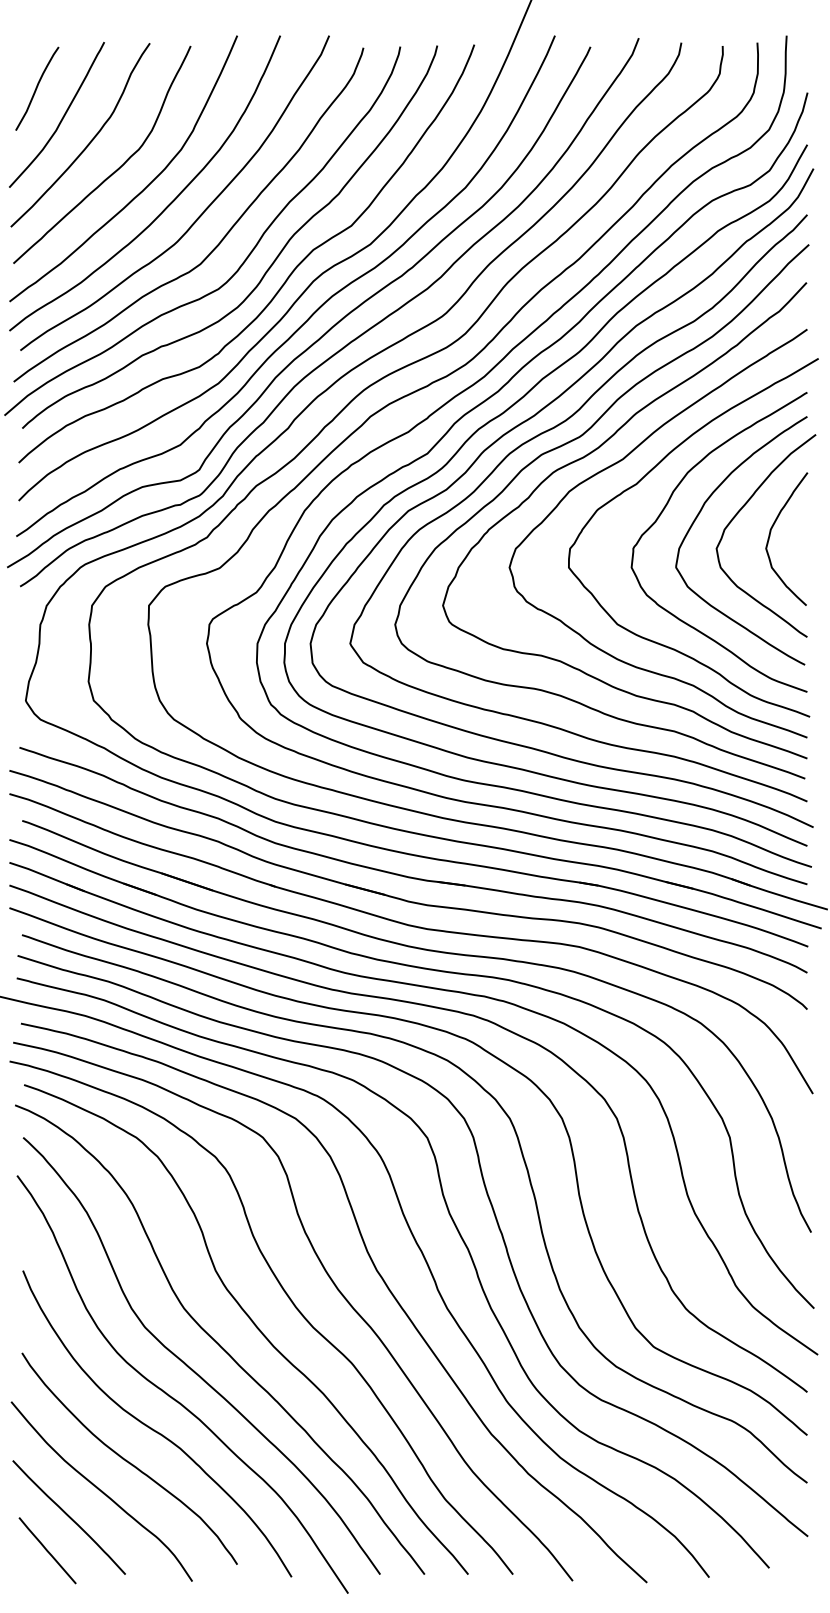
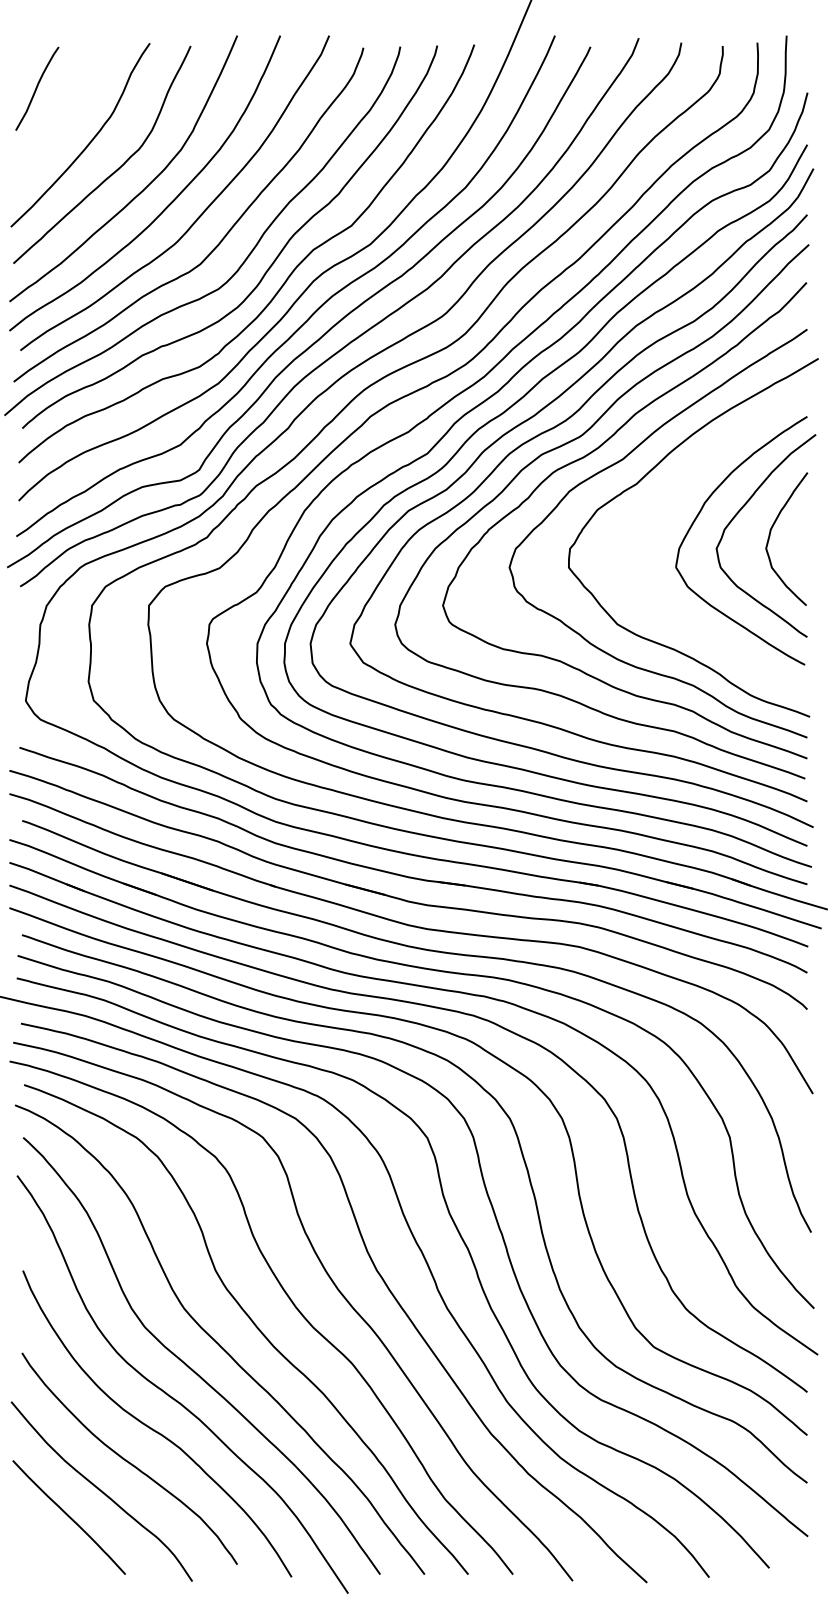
curve: present -> none (62, 116)
curve: present -> none (665, 508)
line: present -> none (47, 1550)
